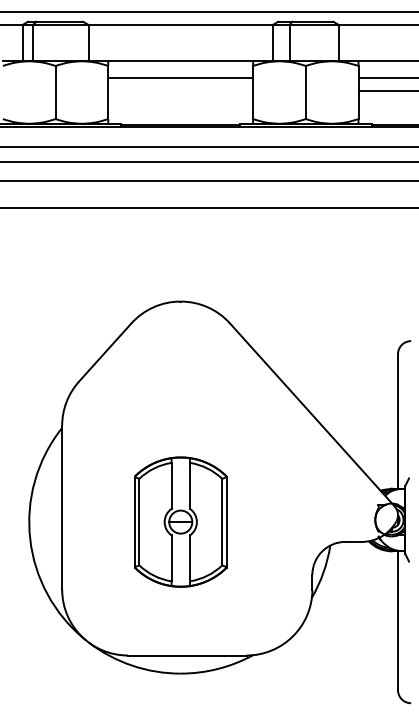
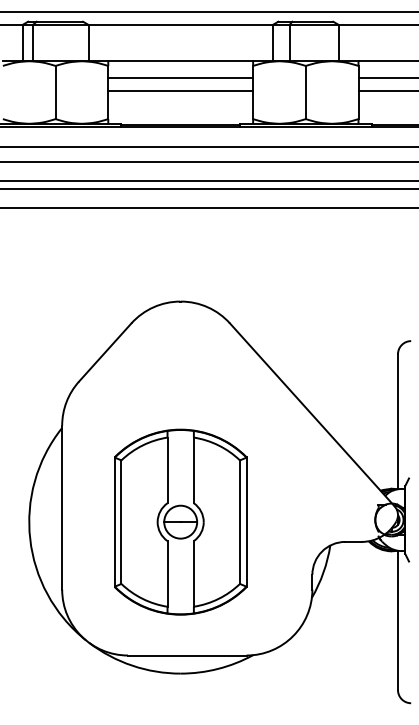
line: none -> present (180, 91)
line: none -> present (208, 189)
part size: 94x132 px -> 134x188 px (180, 521)
